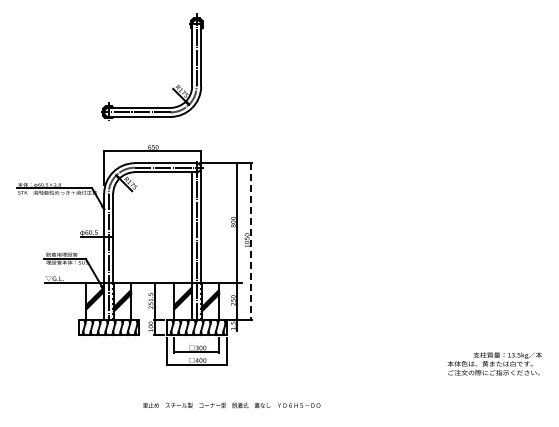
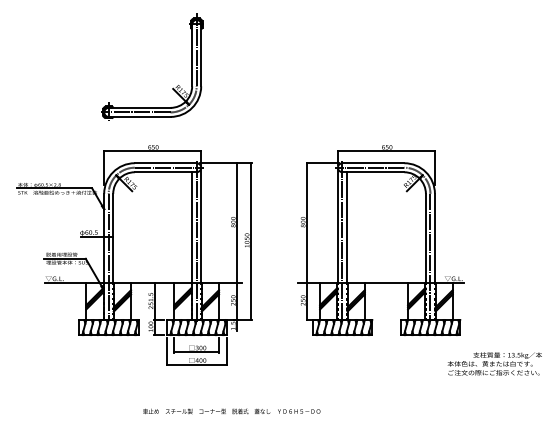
part: none -> present (380, 240)
line: dashed -> solid (251, 242)
text position: (231, 405) -> (231, 411) (231, 411)
